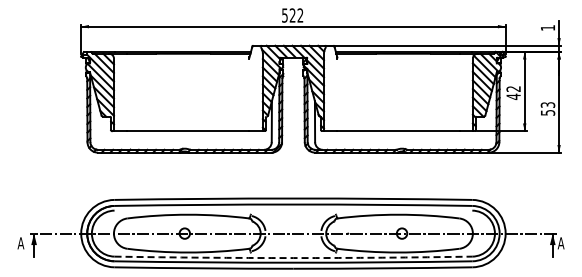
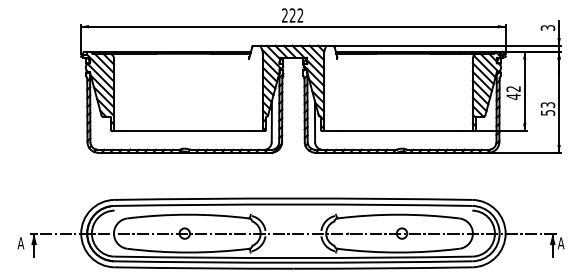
text: 522 -> 222 (284, 15)
text: 1 -> 3 (547, 27)
arc: dashed -> solid (293, 258)
